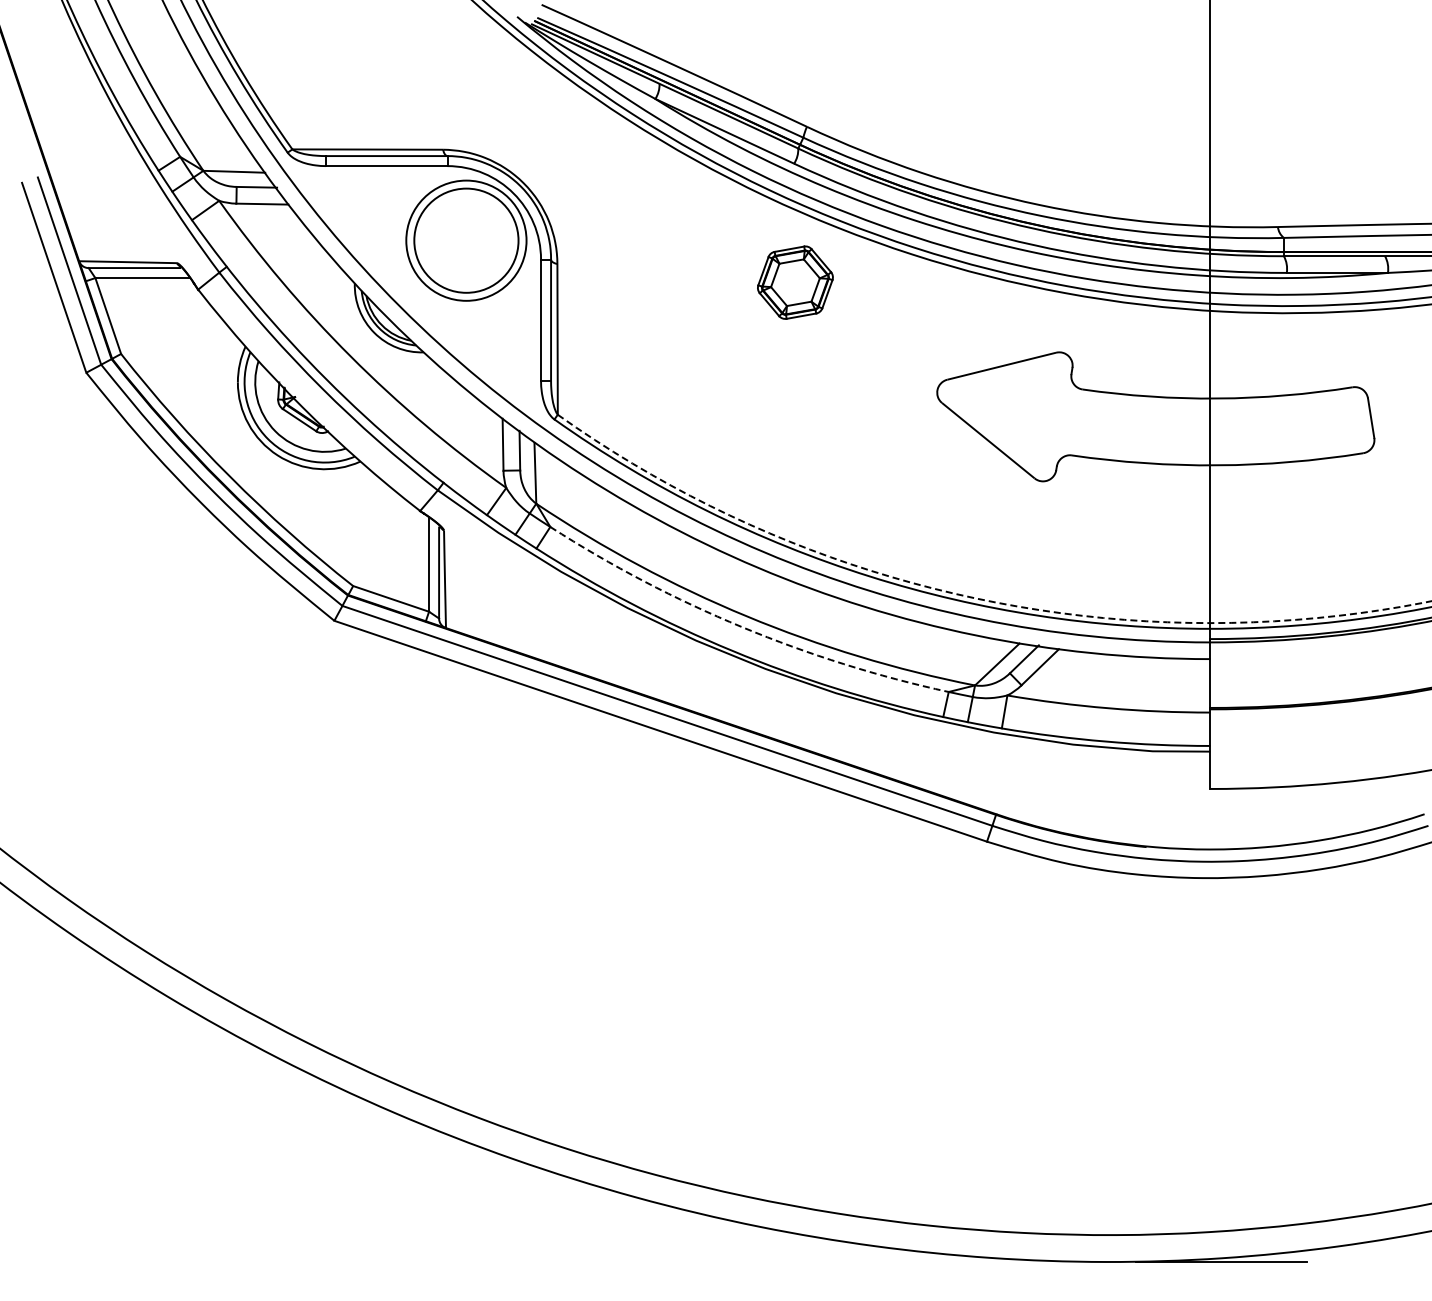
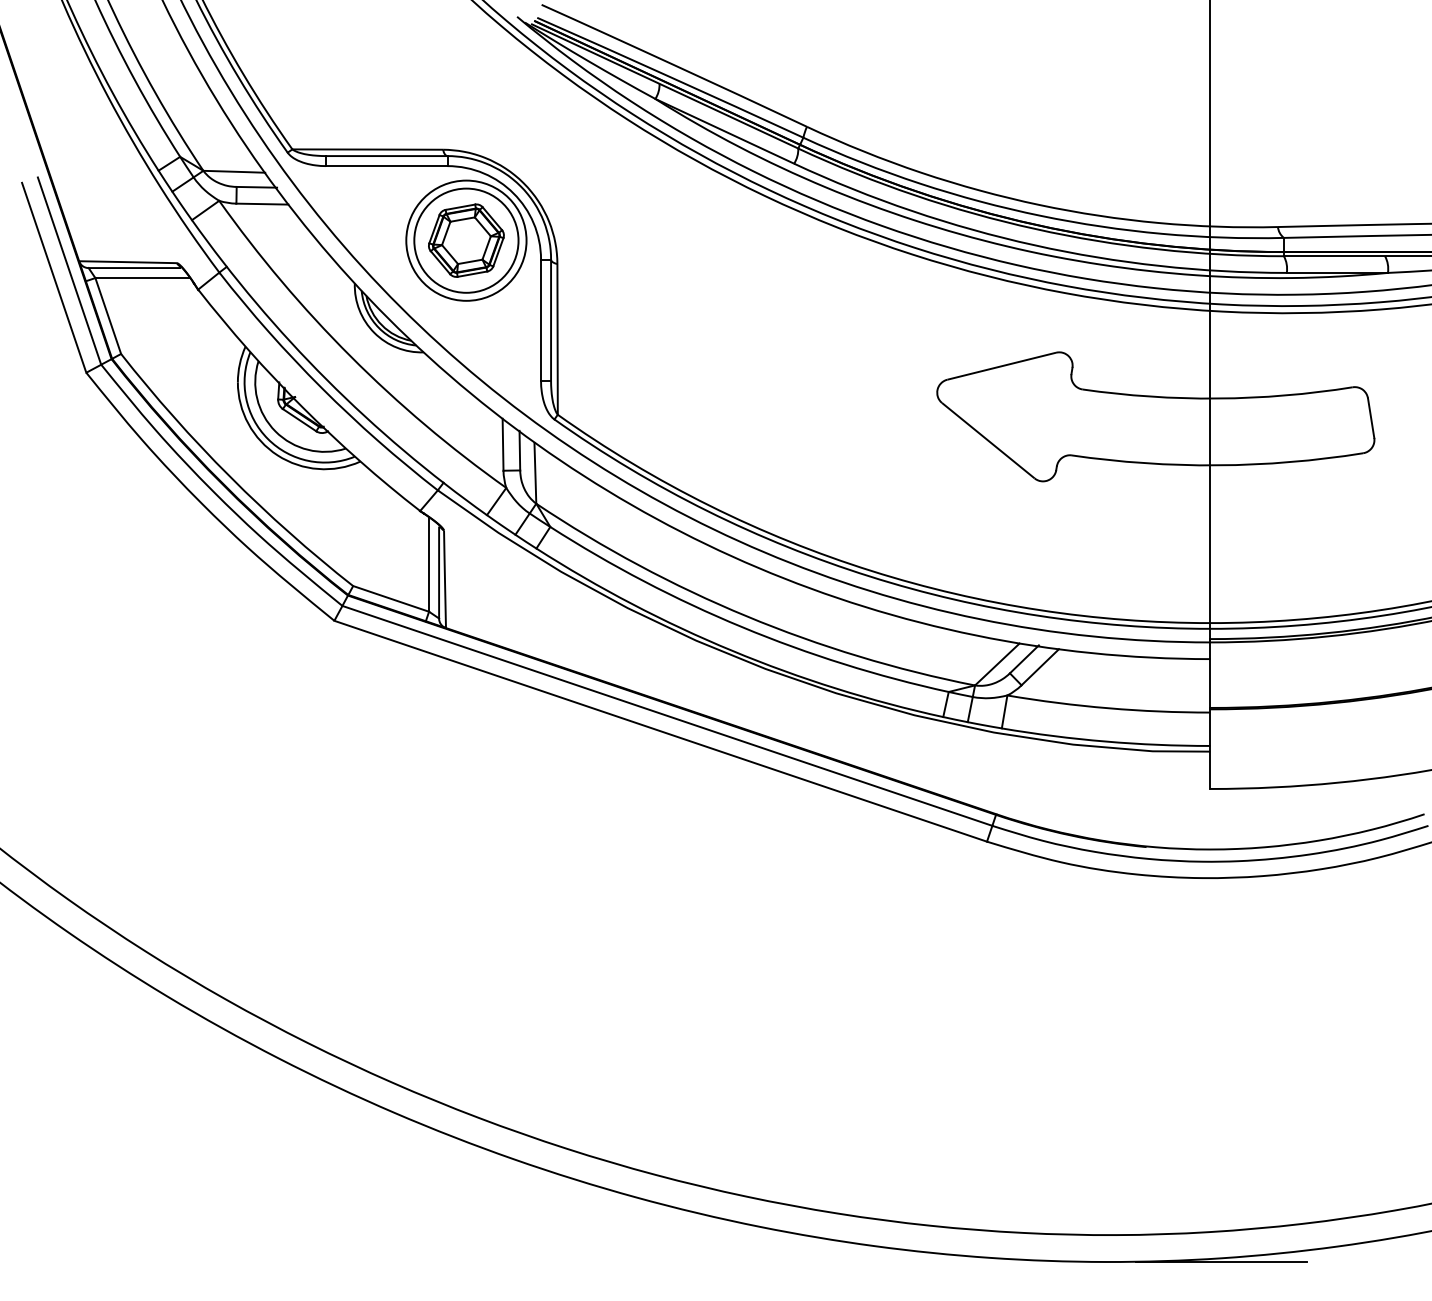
part position: (795, 282) -> (466, 240) (466, 240)
arc: dashed -> solid (976, 598)
arc: dashed -> solid (742, 627)
